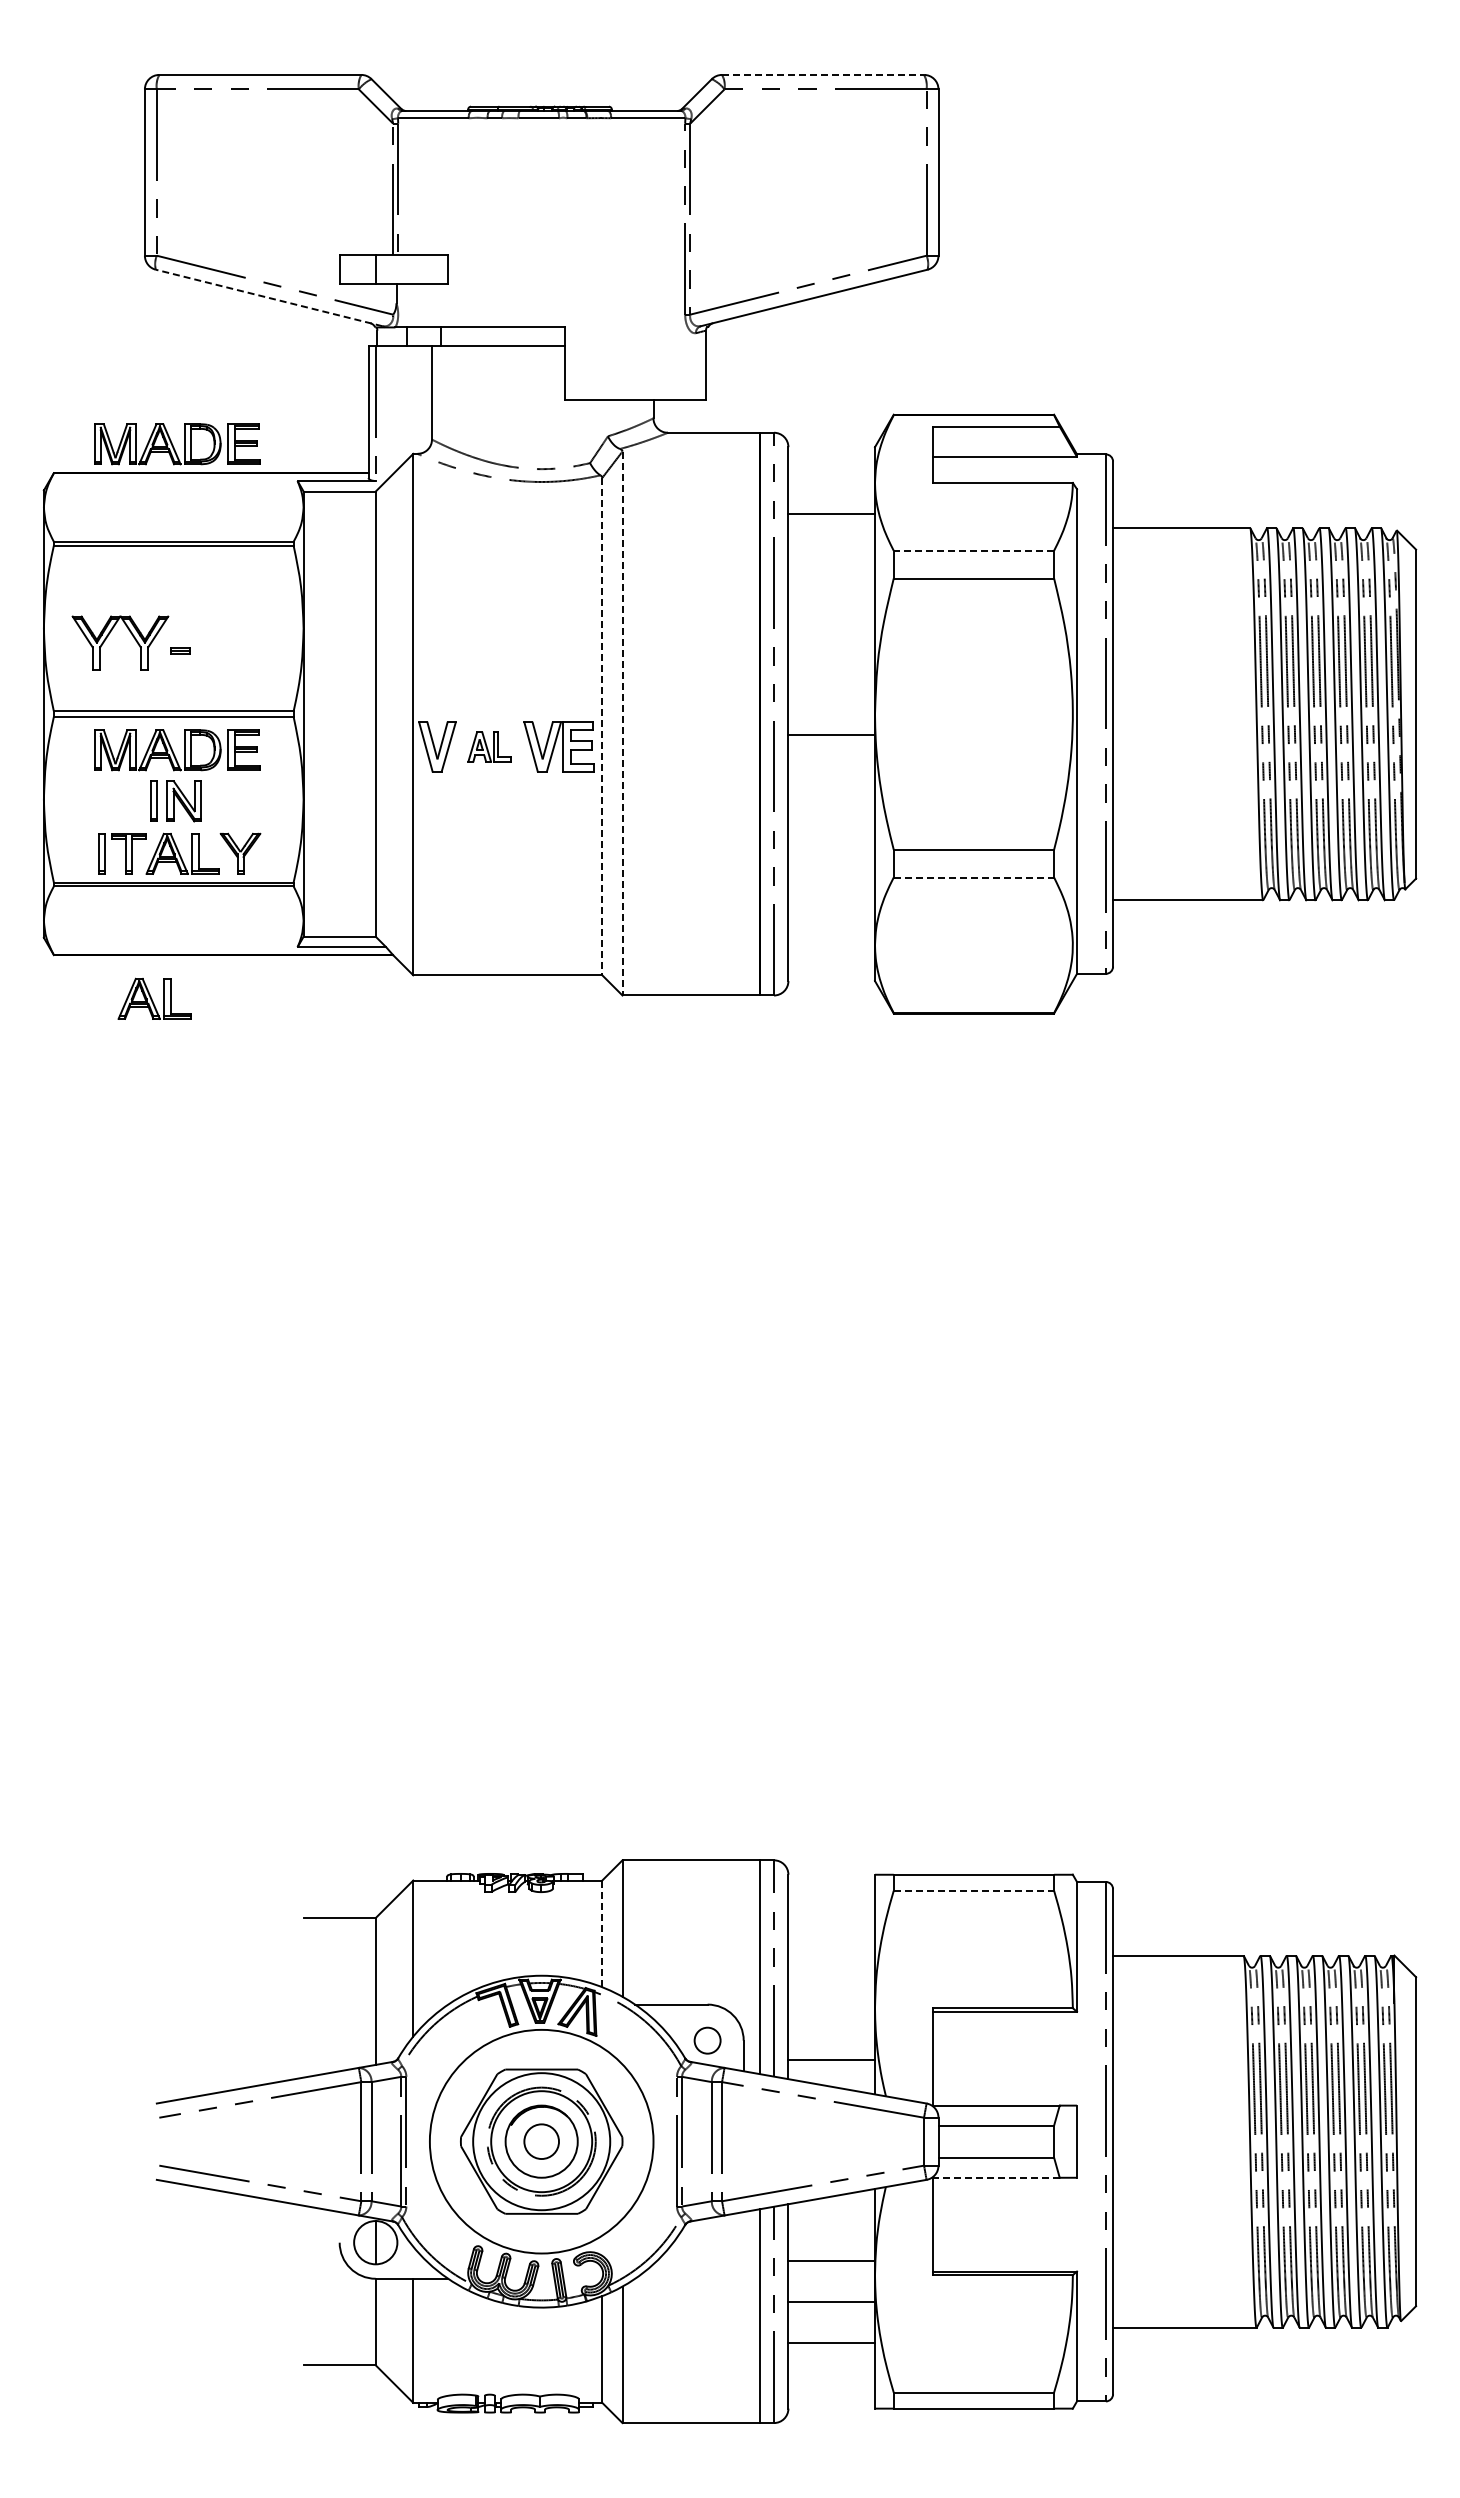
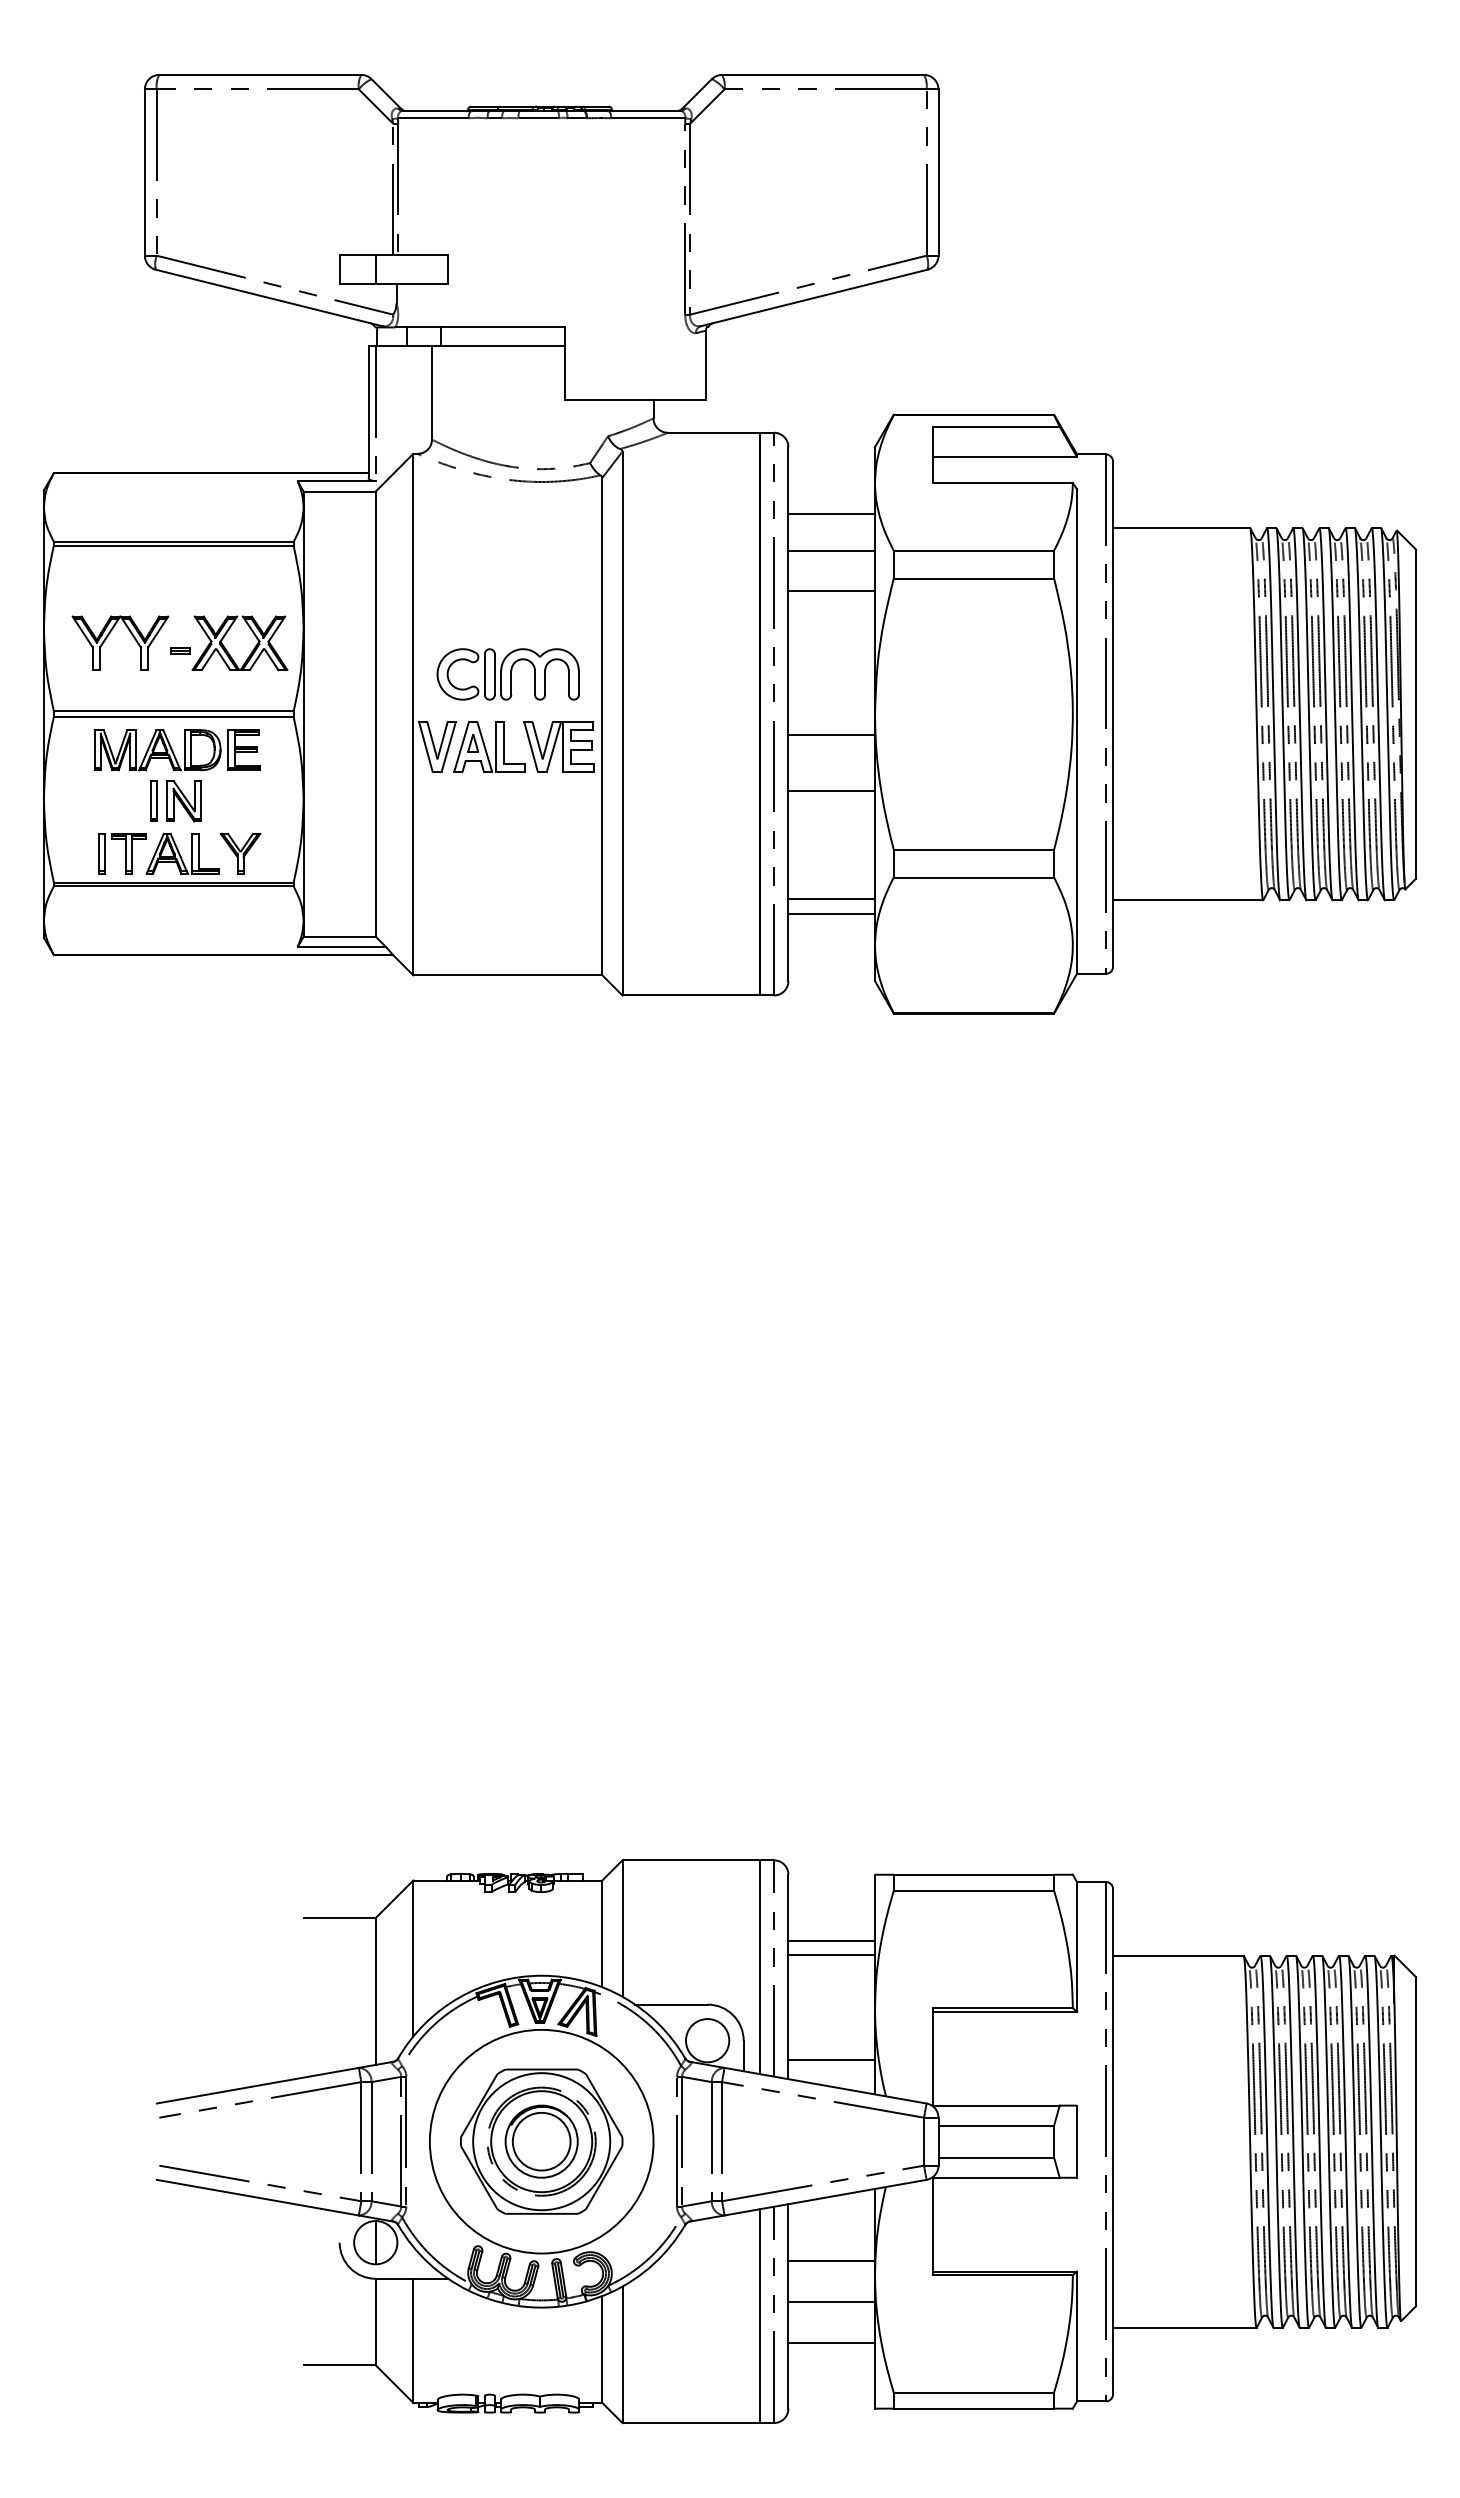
line: dashed -> solid (823, 74)
line: dashed -> solid (269, 297)
part: present -> none (177, 444)
line: none -> present (831, 550)
line: dashed -> solid (973, 550)
line: none -> present (831, 591)
part: none -> present (228, 651)
part: none -> present (507, 674)
line: dashed -> solid (622, 723)
line: dashed -> solid (602, 726)
part size: 45x32 px -> 73x52 px (489, 746)
line: none -> present (831, 791)
line: dashed -> solid (974, 877)
line: none -> present (831, 898)
line: none -> present (831, 914)
part: present -> none (154, 998)
line: dashed -> solid (974, 1890)
line: dashed -> solid (602, 1934)
line: none -> present (831, 1940)
line: none -> present (831, 1955)
circle diameter: 26 px -> 43 px (707, 2040)
circle diameter: 35 px -> 58 px (541, 2141)
line: dashed -> solid (996, 2177)
